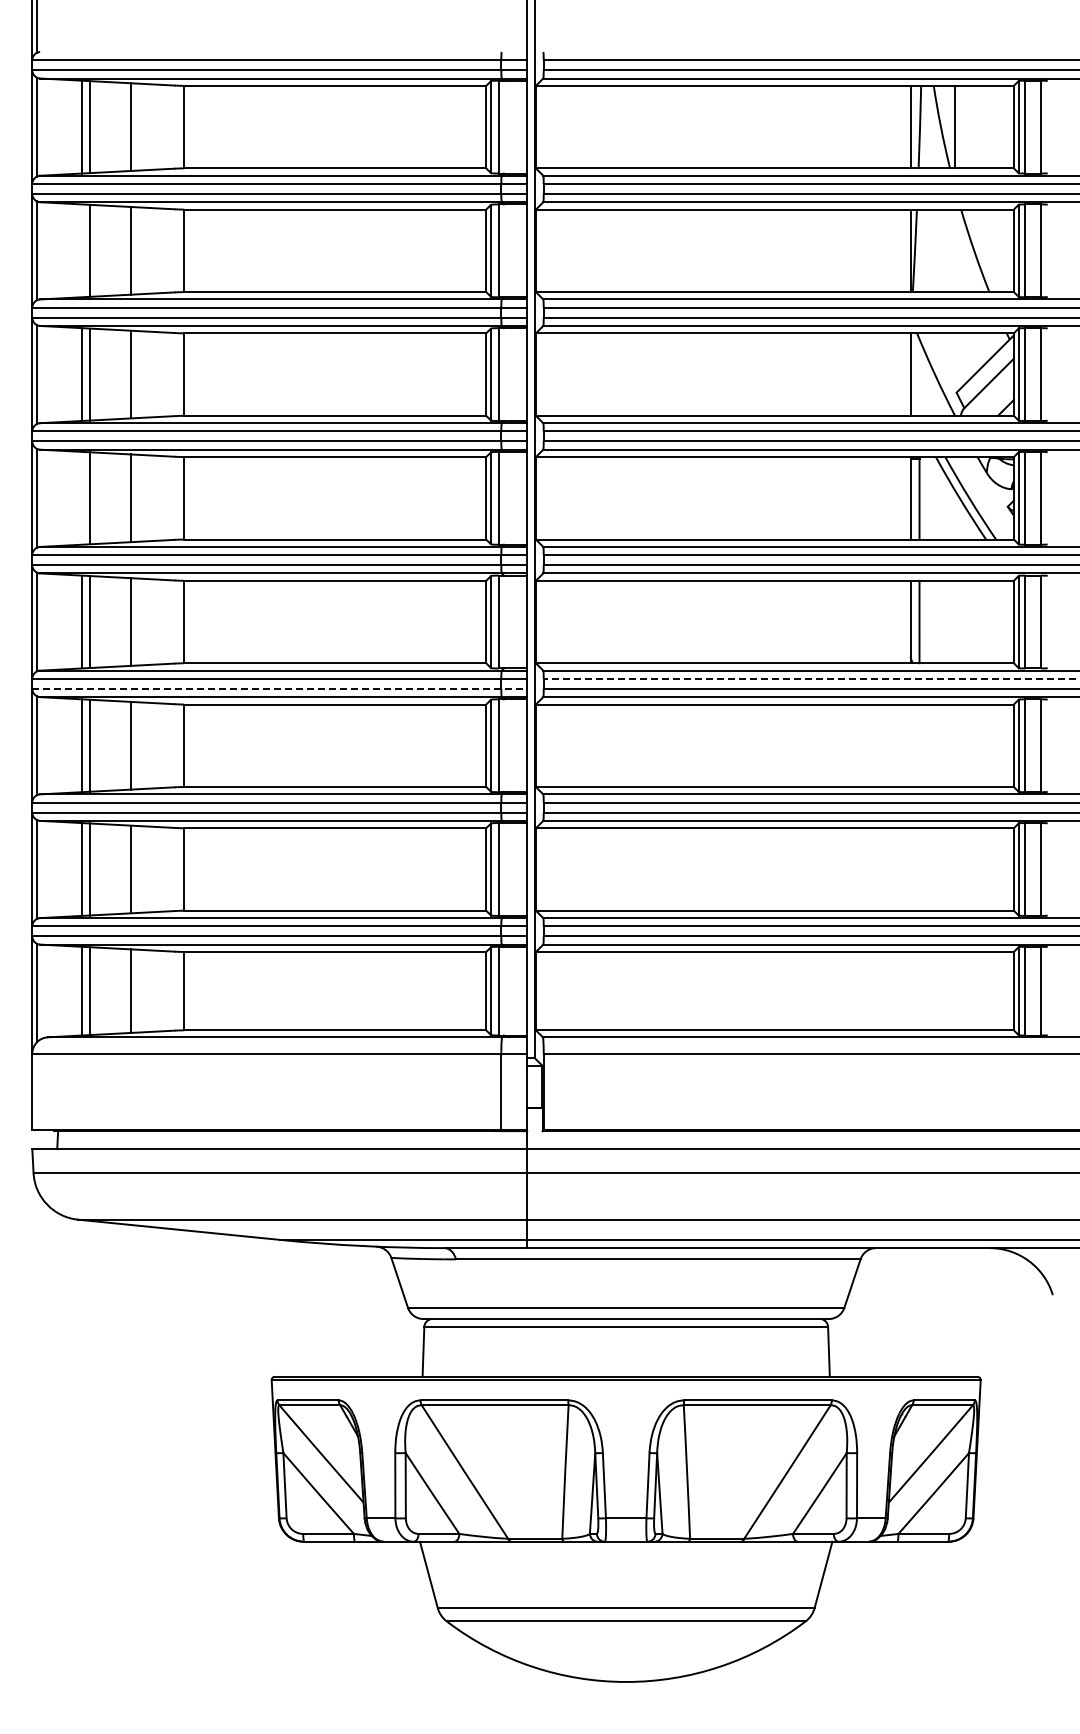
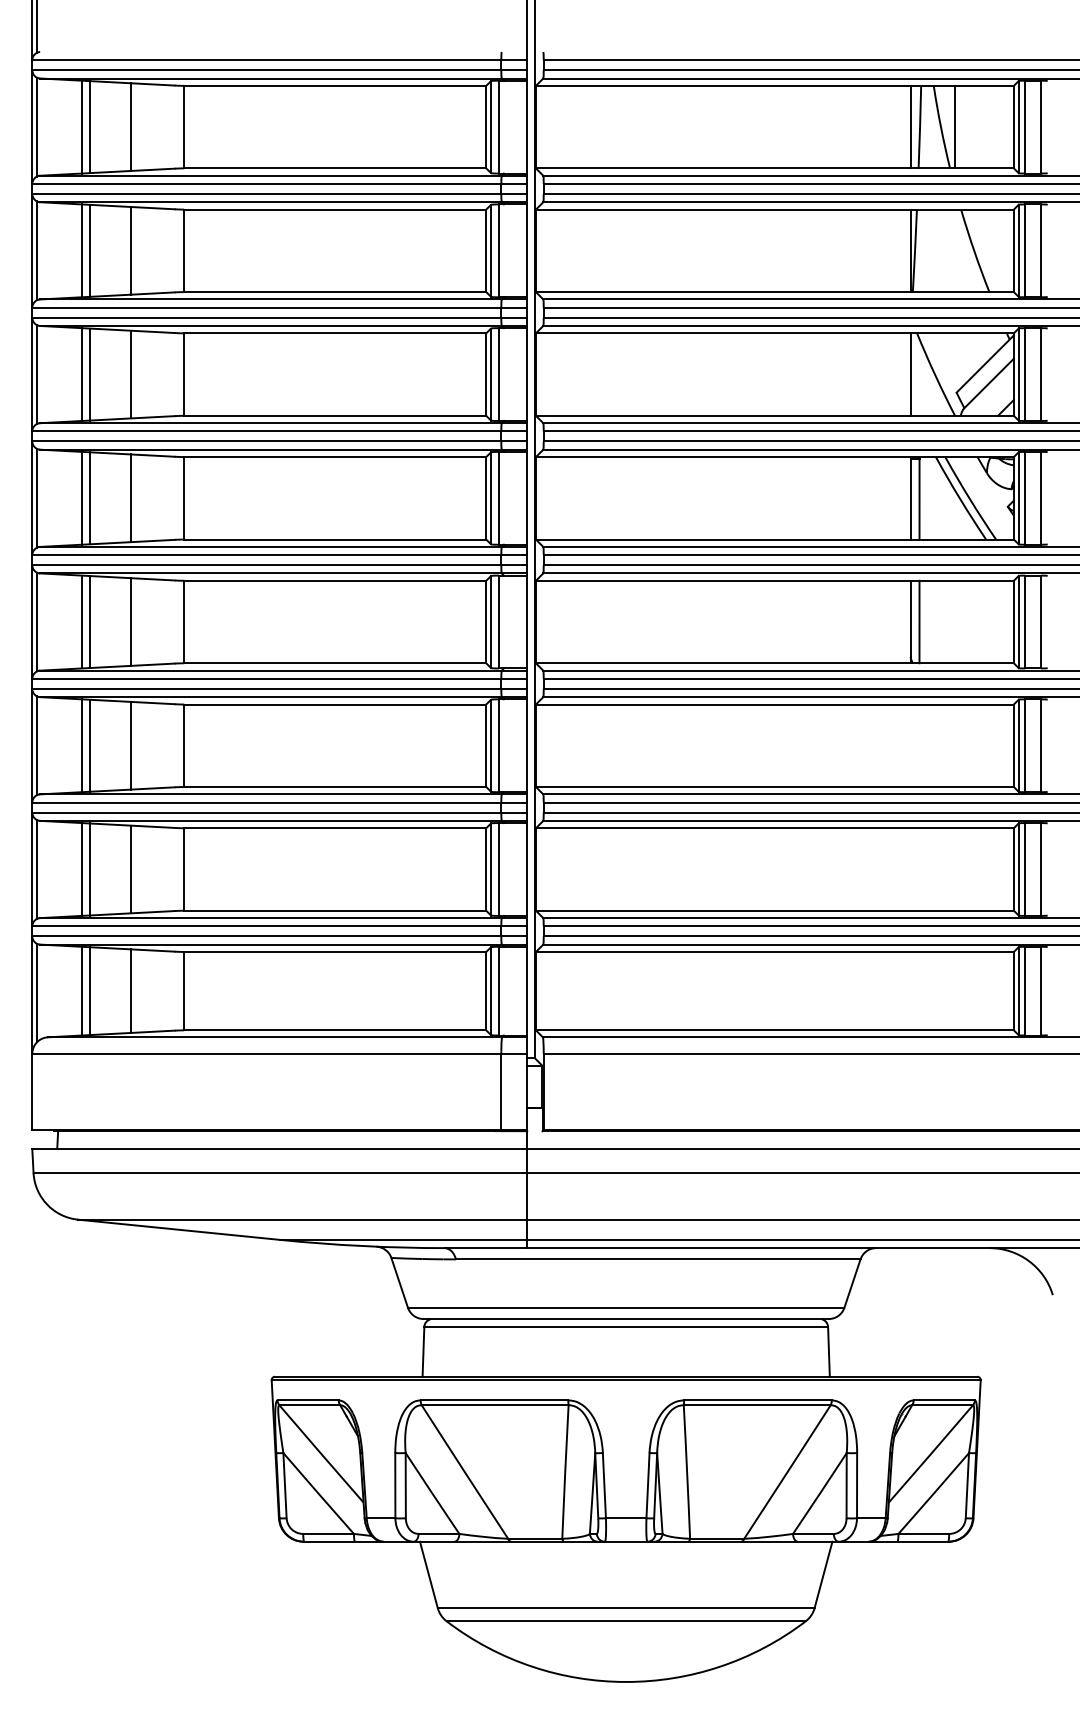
line: none -> present (81, 250)
line: none -> present (81, 497)
line: dashed -> solid (811, 678)
line: dashed -> solid (280, 688)
